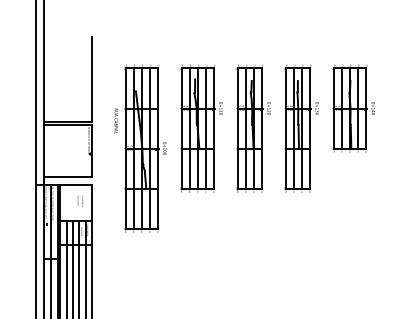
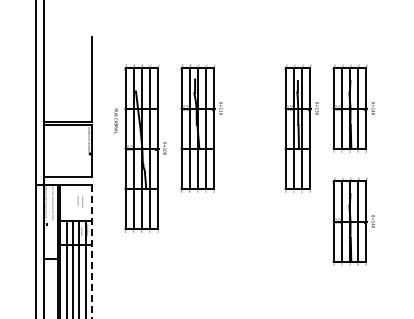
part: present -> none (253, 128)
part: none -> present (353, 221)
line: present -> none (50, 249)
line: solid -> dashed (92, 251)
